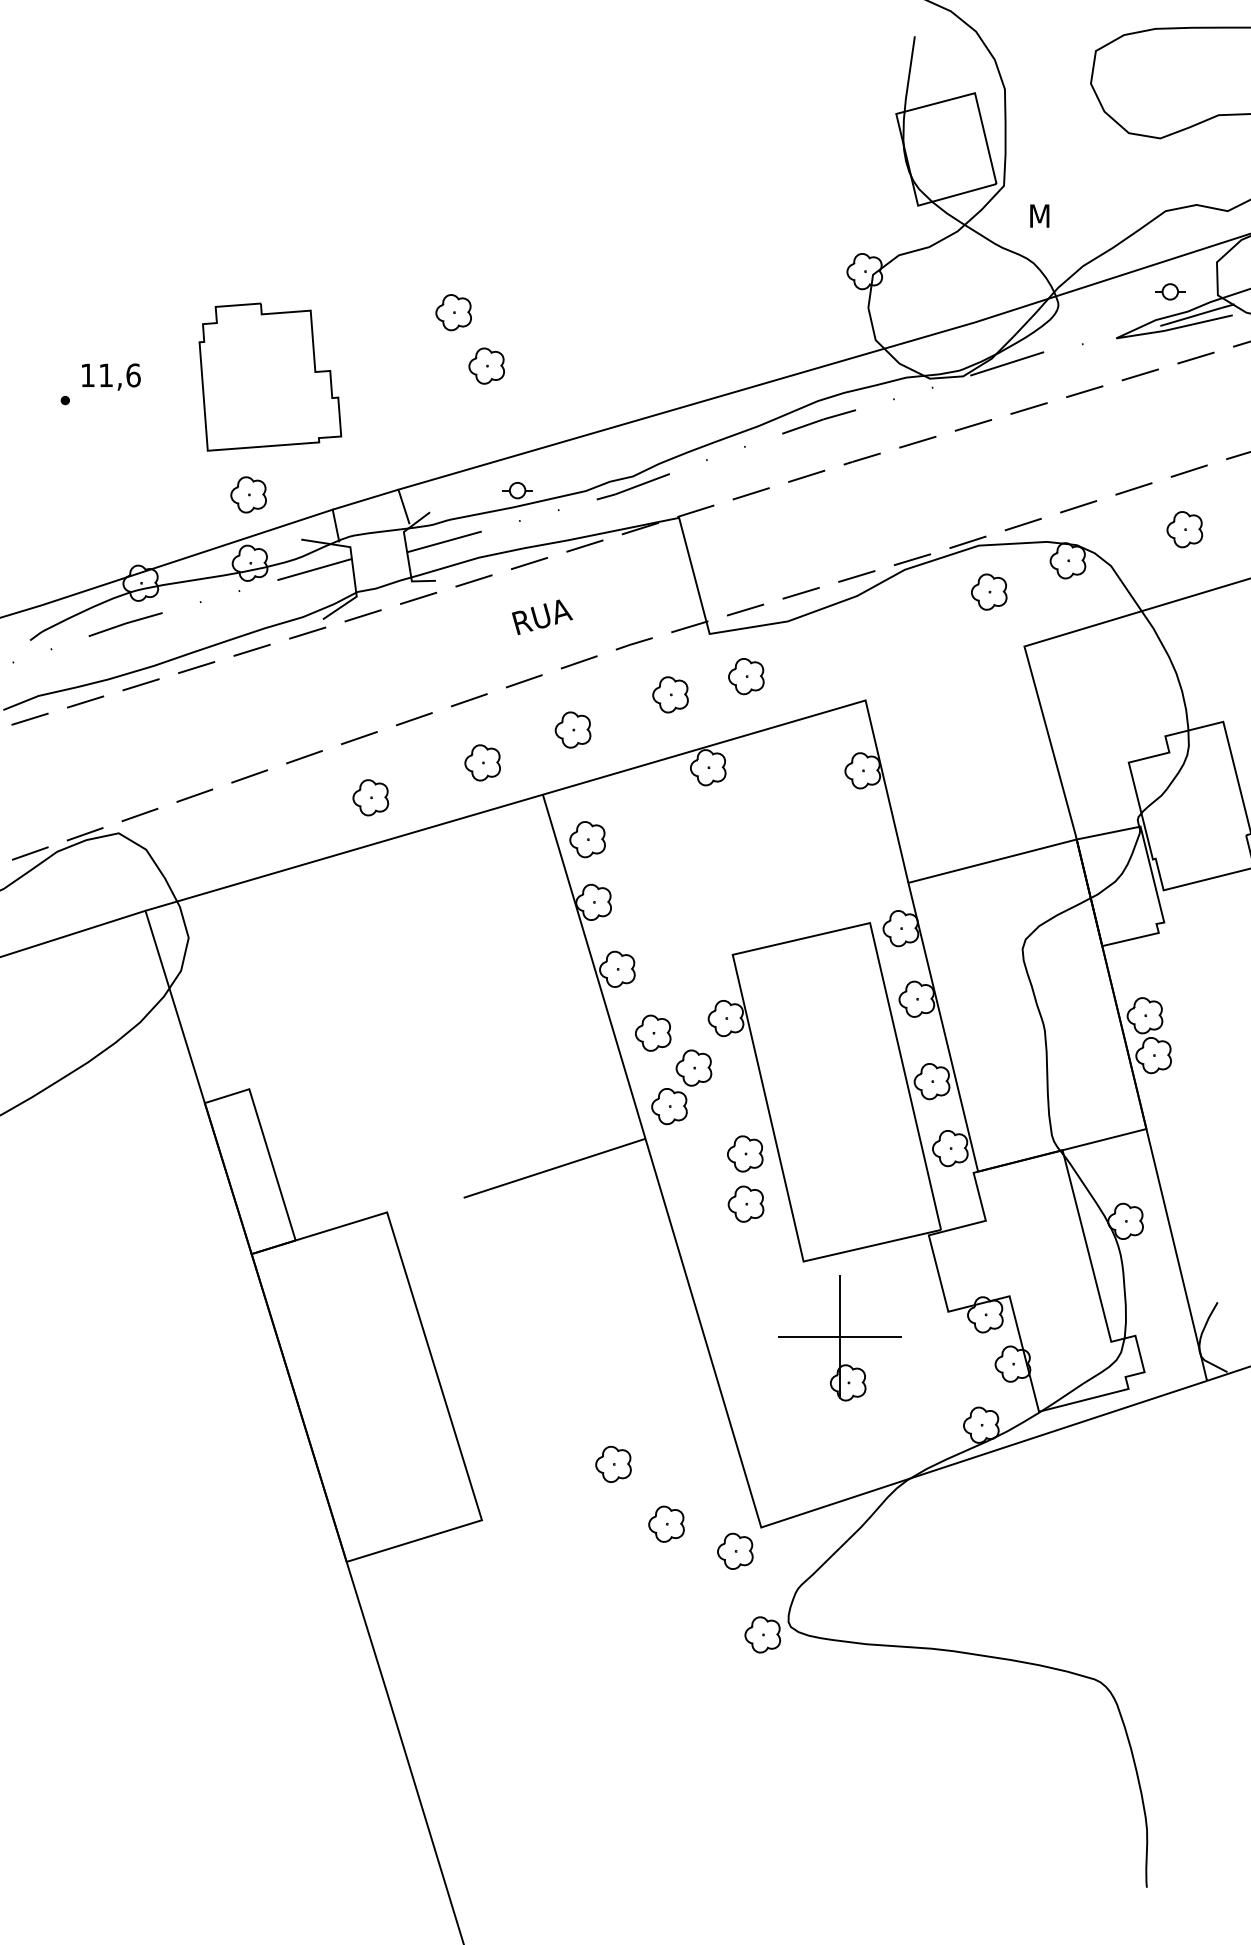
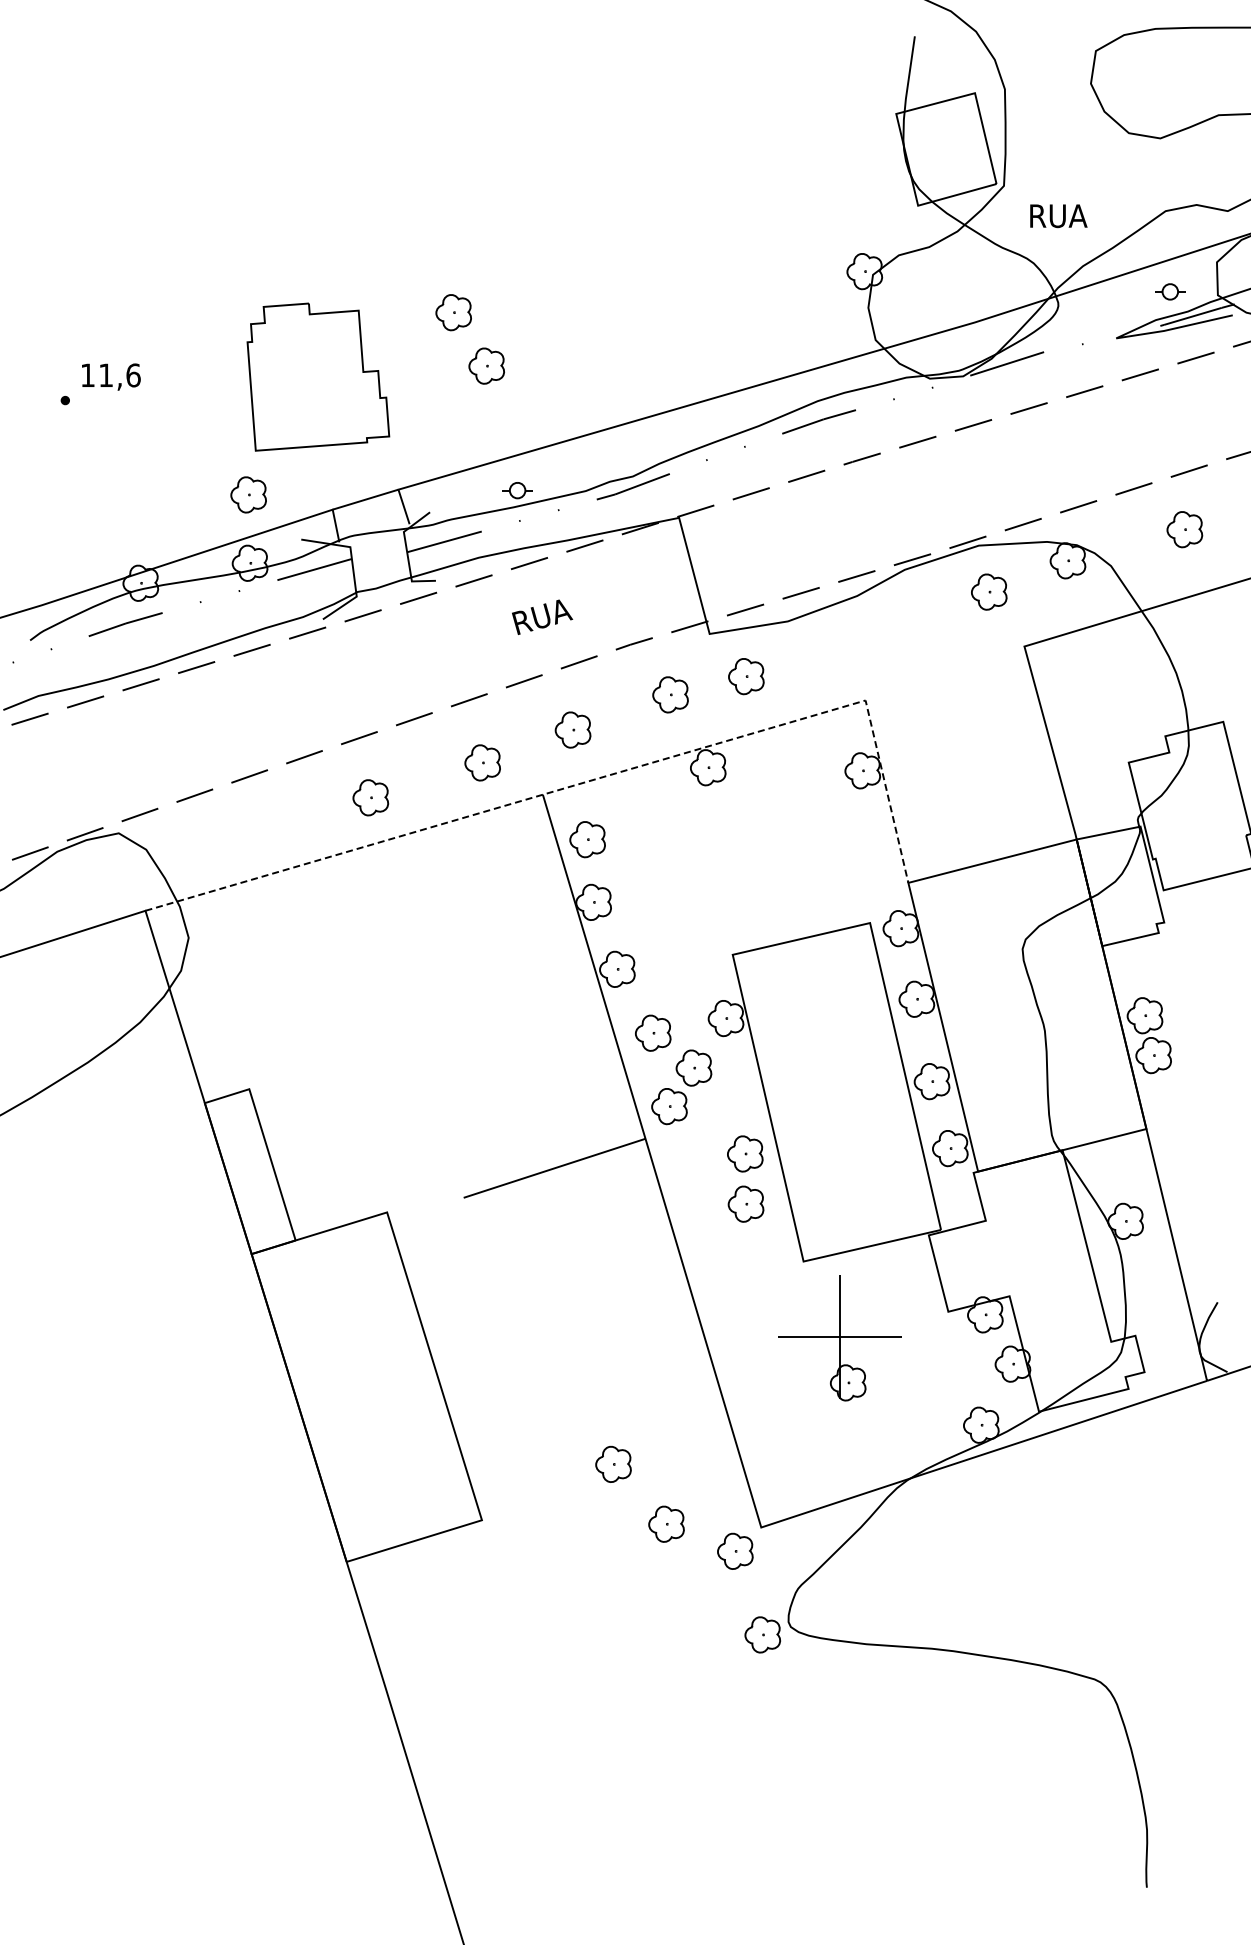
text: M -> RUA (1060, 216)
part position: (270, 376) -> (318, 376) (318, 376)
line: solid -> dashed (595, 779)
